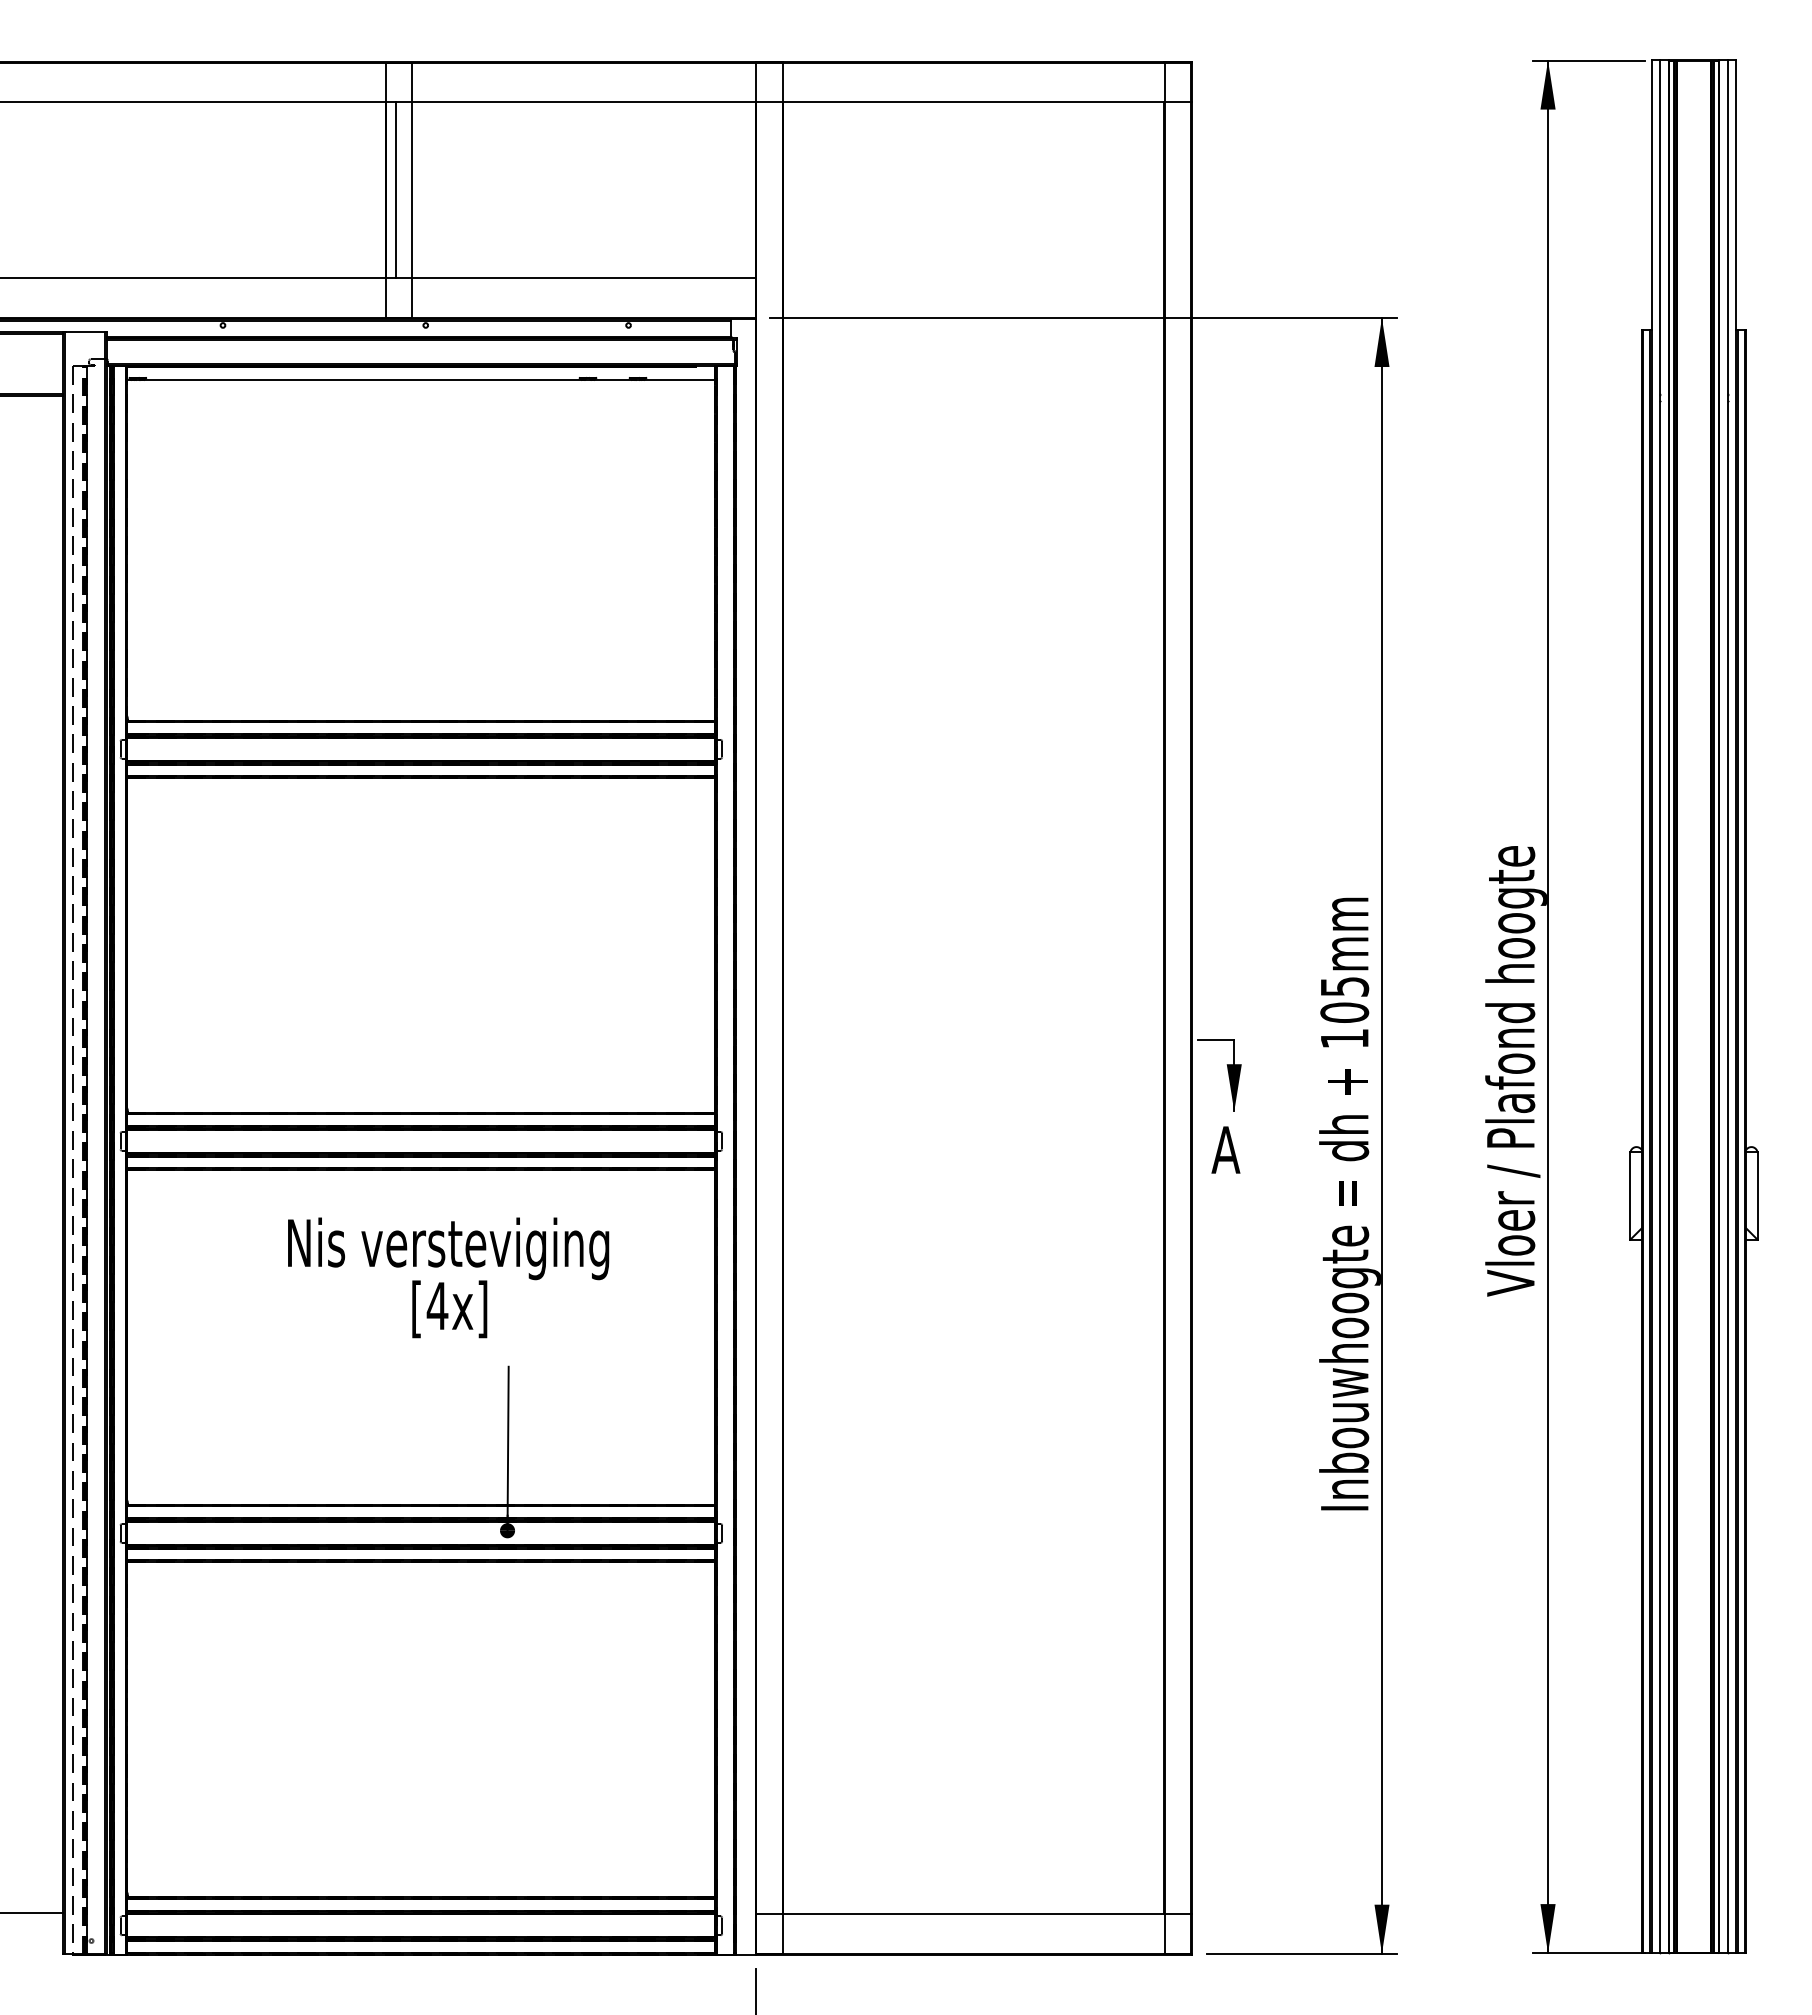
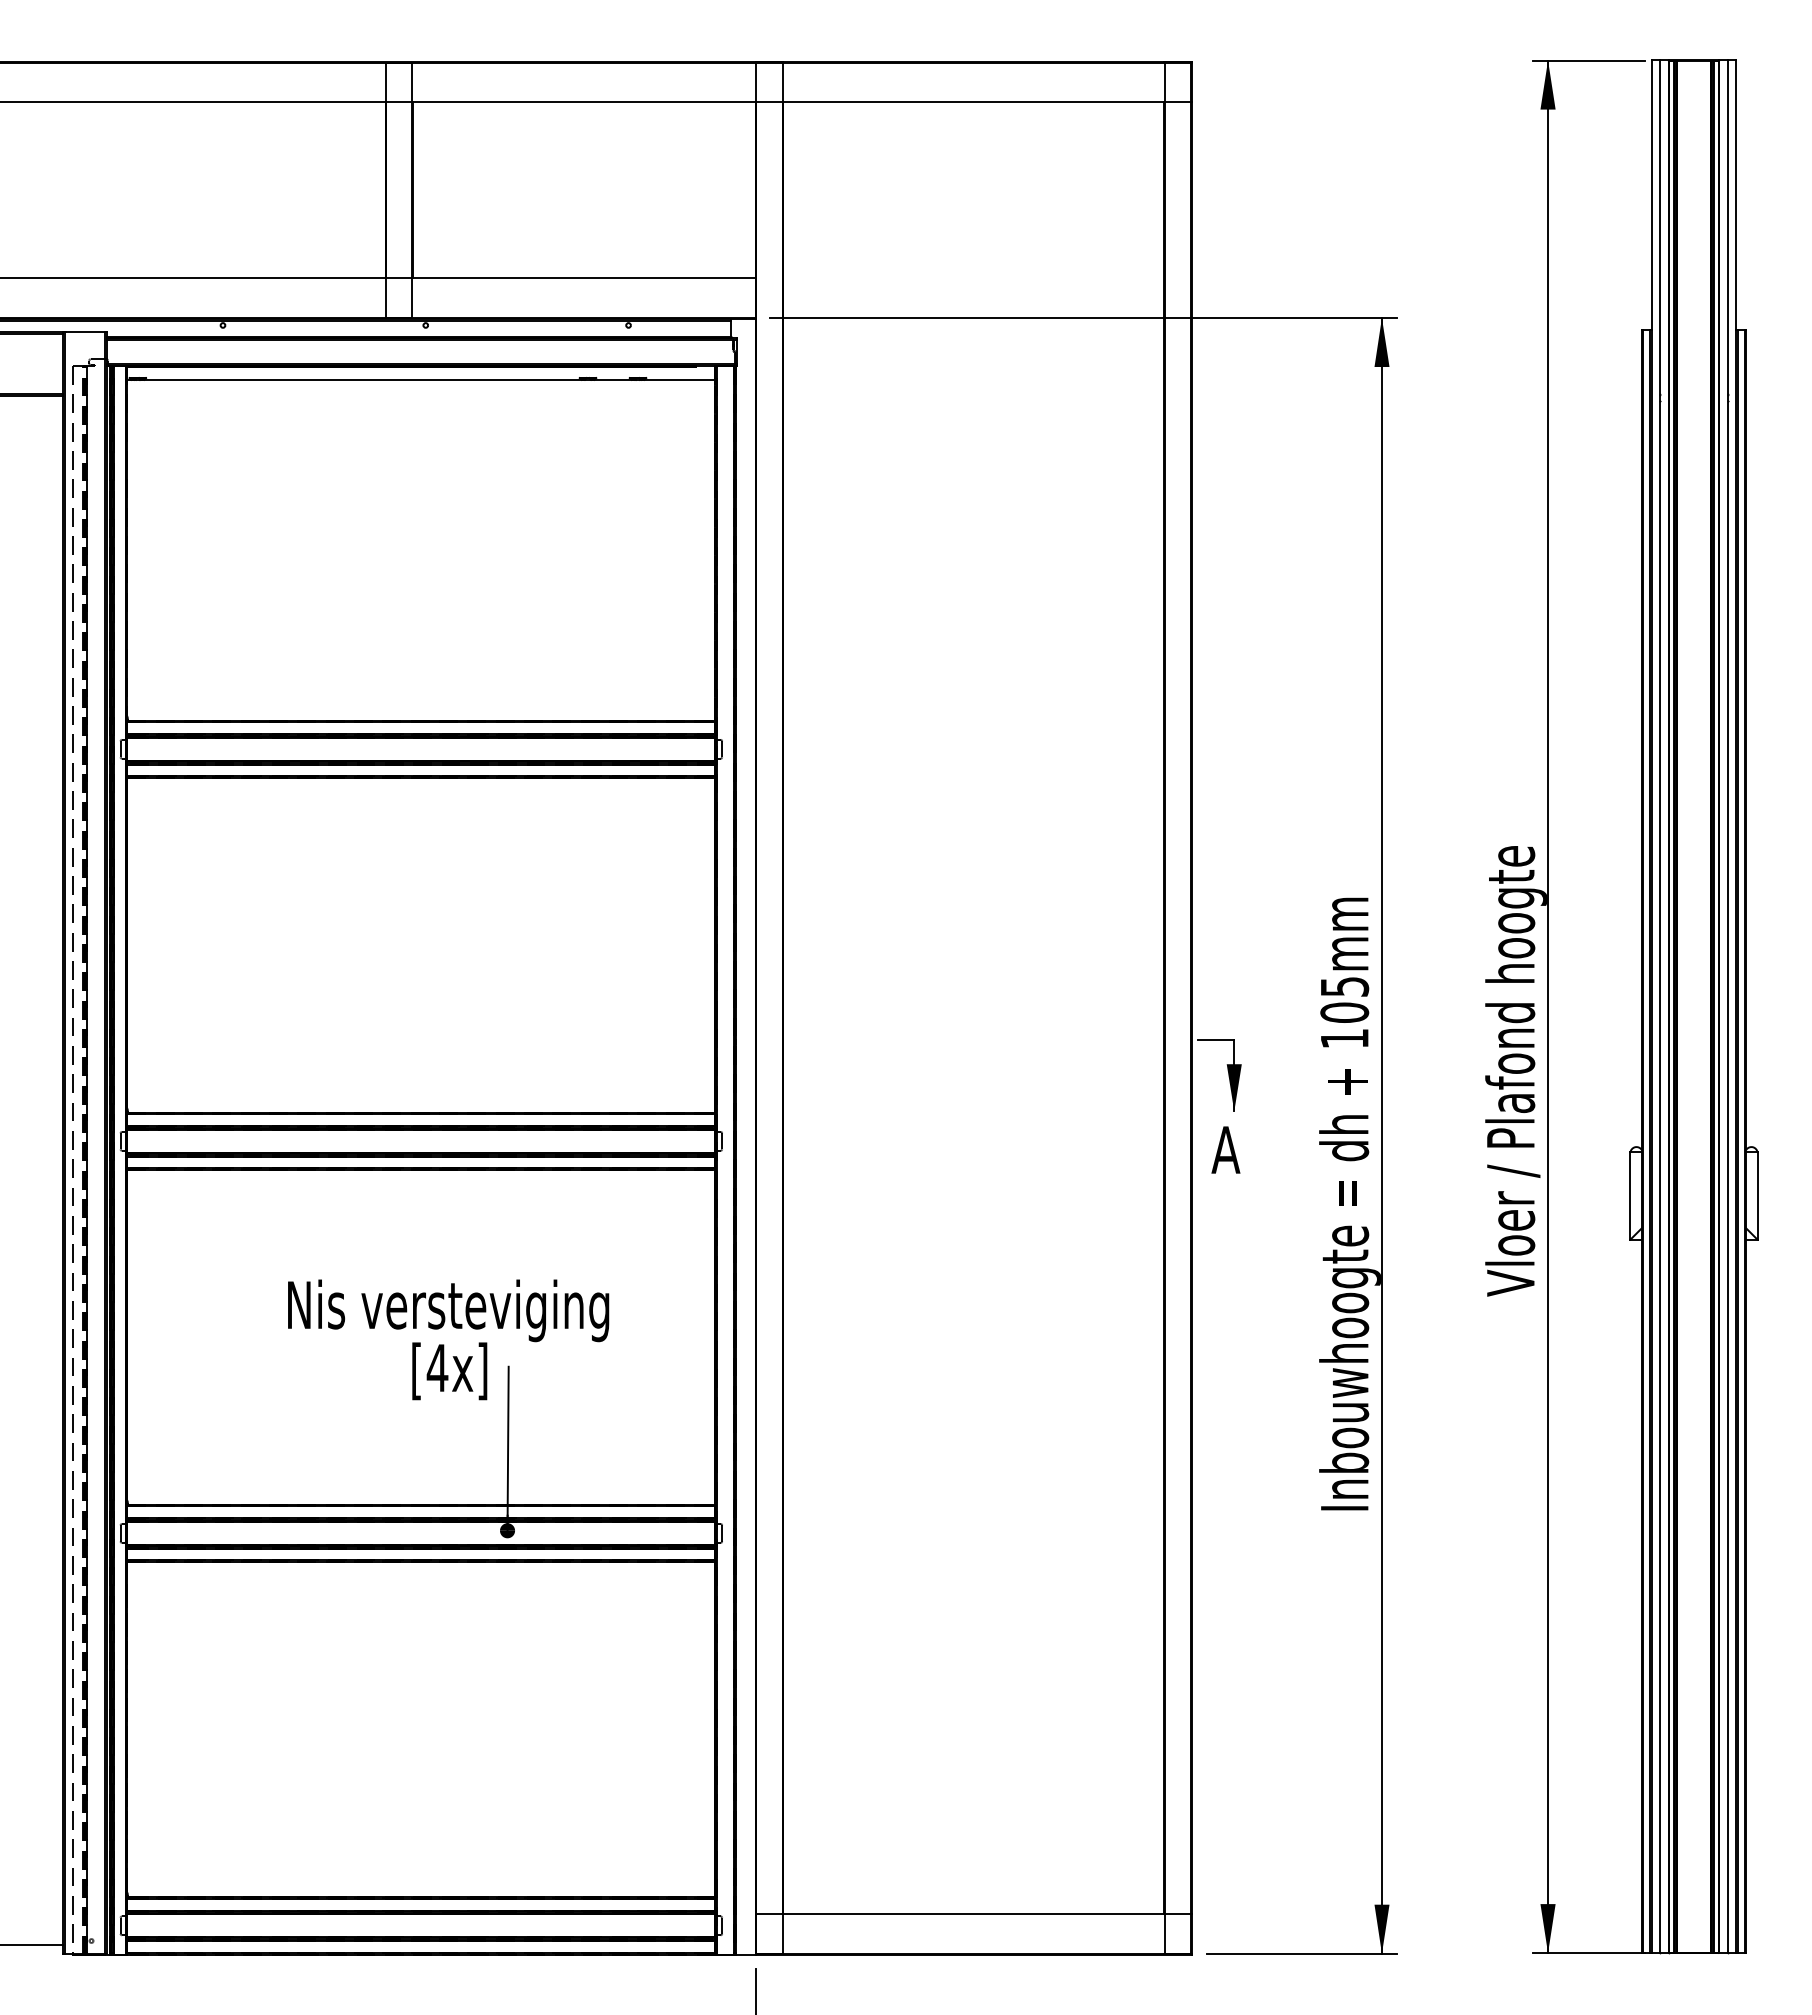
line position: (395, 190) -> (412, 190) (412, 190)
text position: (448, 1277) -> (448, 1339) (448, 1339)
line position: (32, 1912) -> (32, 1944) (32, 1944)
